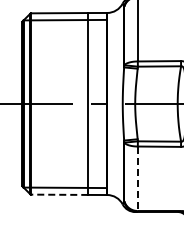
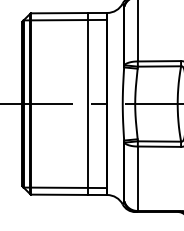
line: dashed -> solid (137, 179)
line: dashed -> solid (59, 194)
